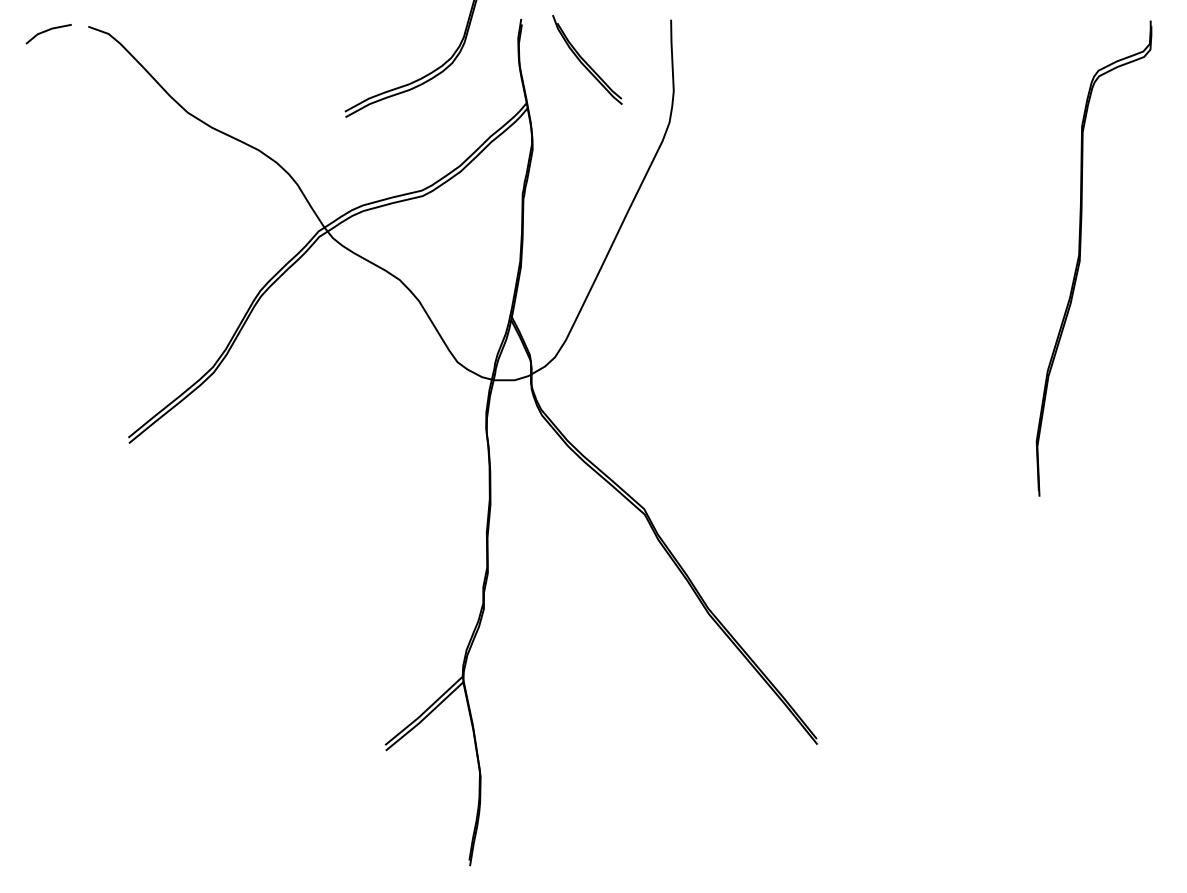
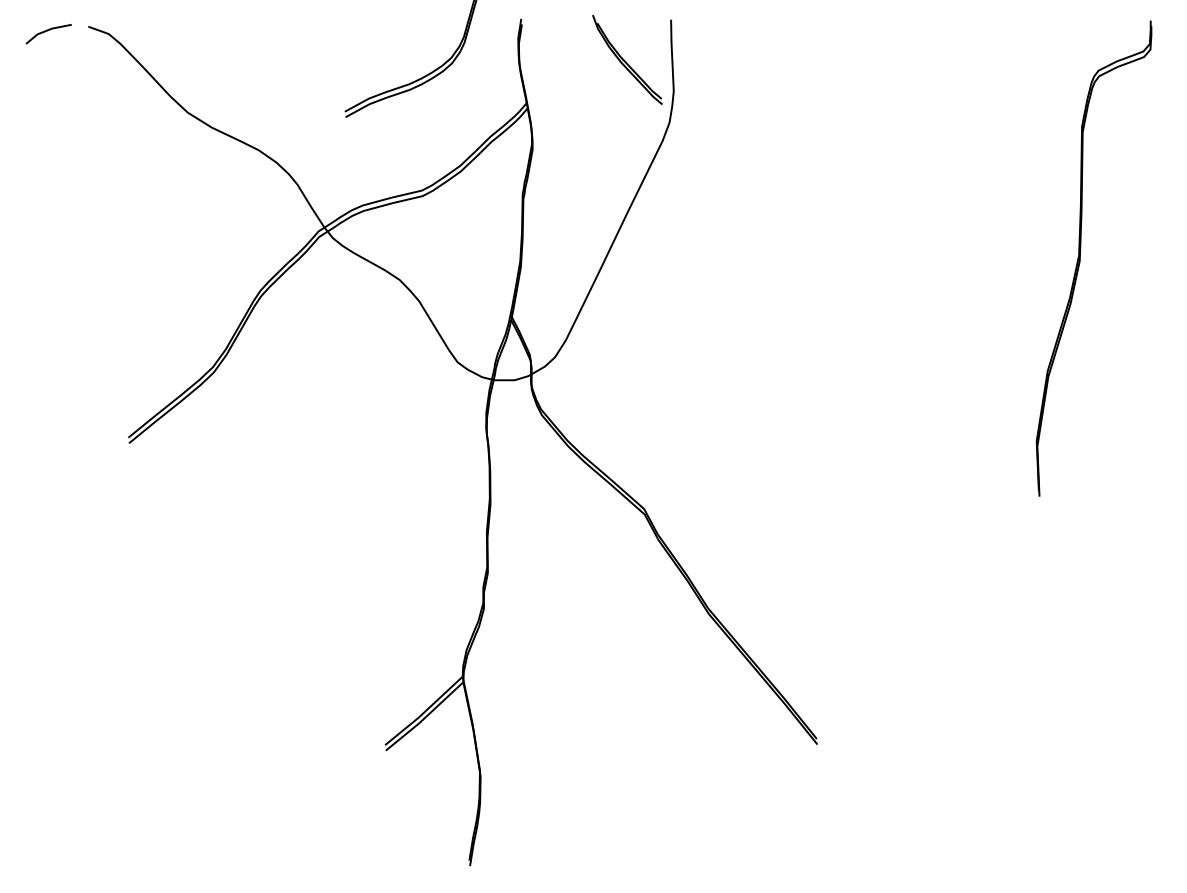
part position: (587, 59) -> (627, 59) (627, 59)
